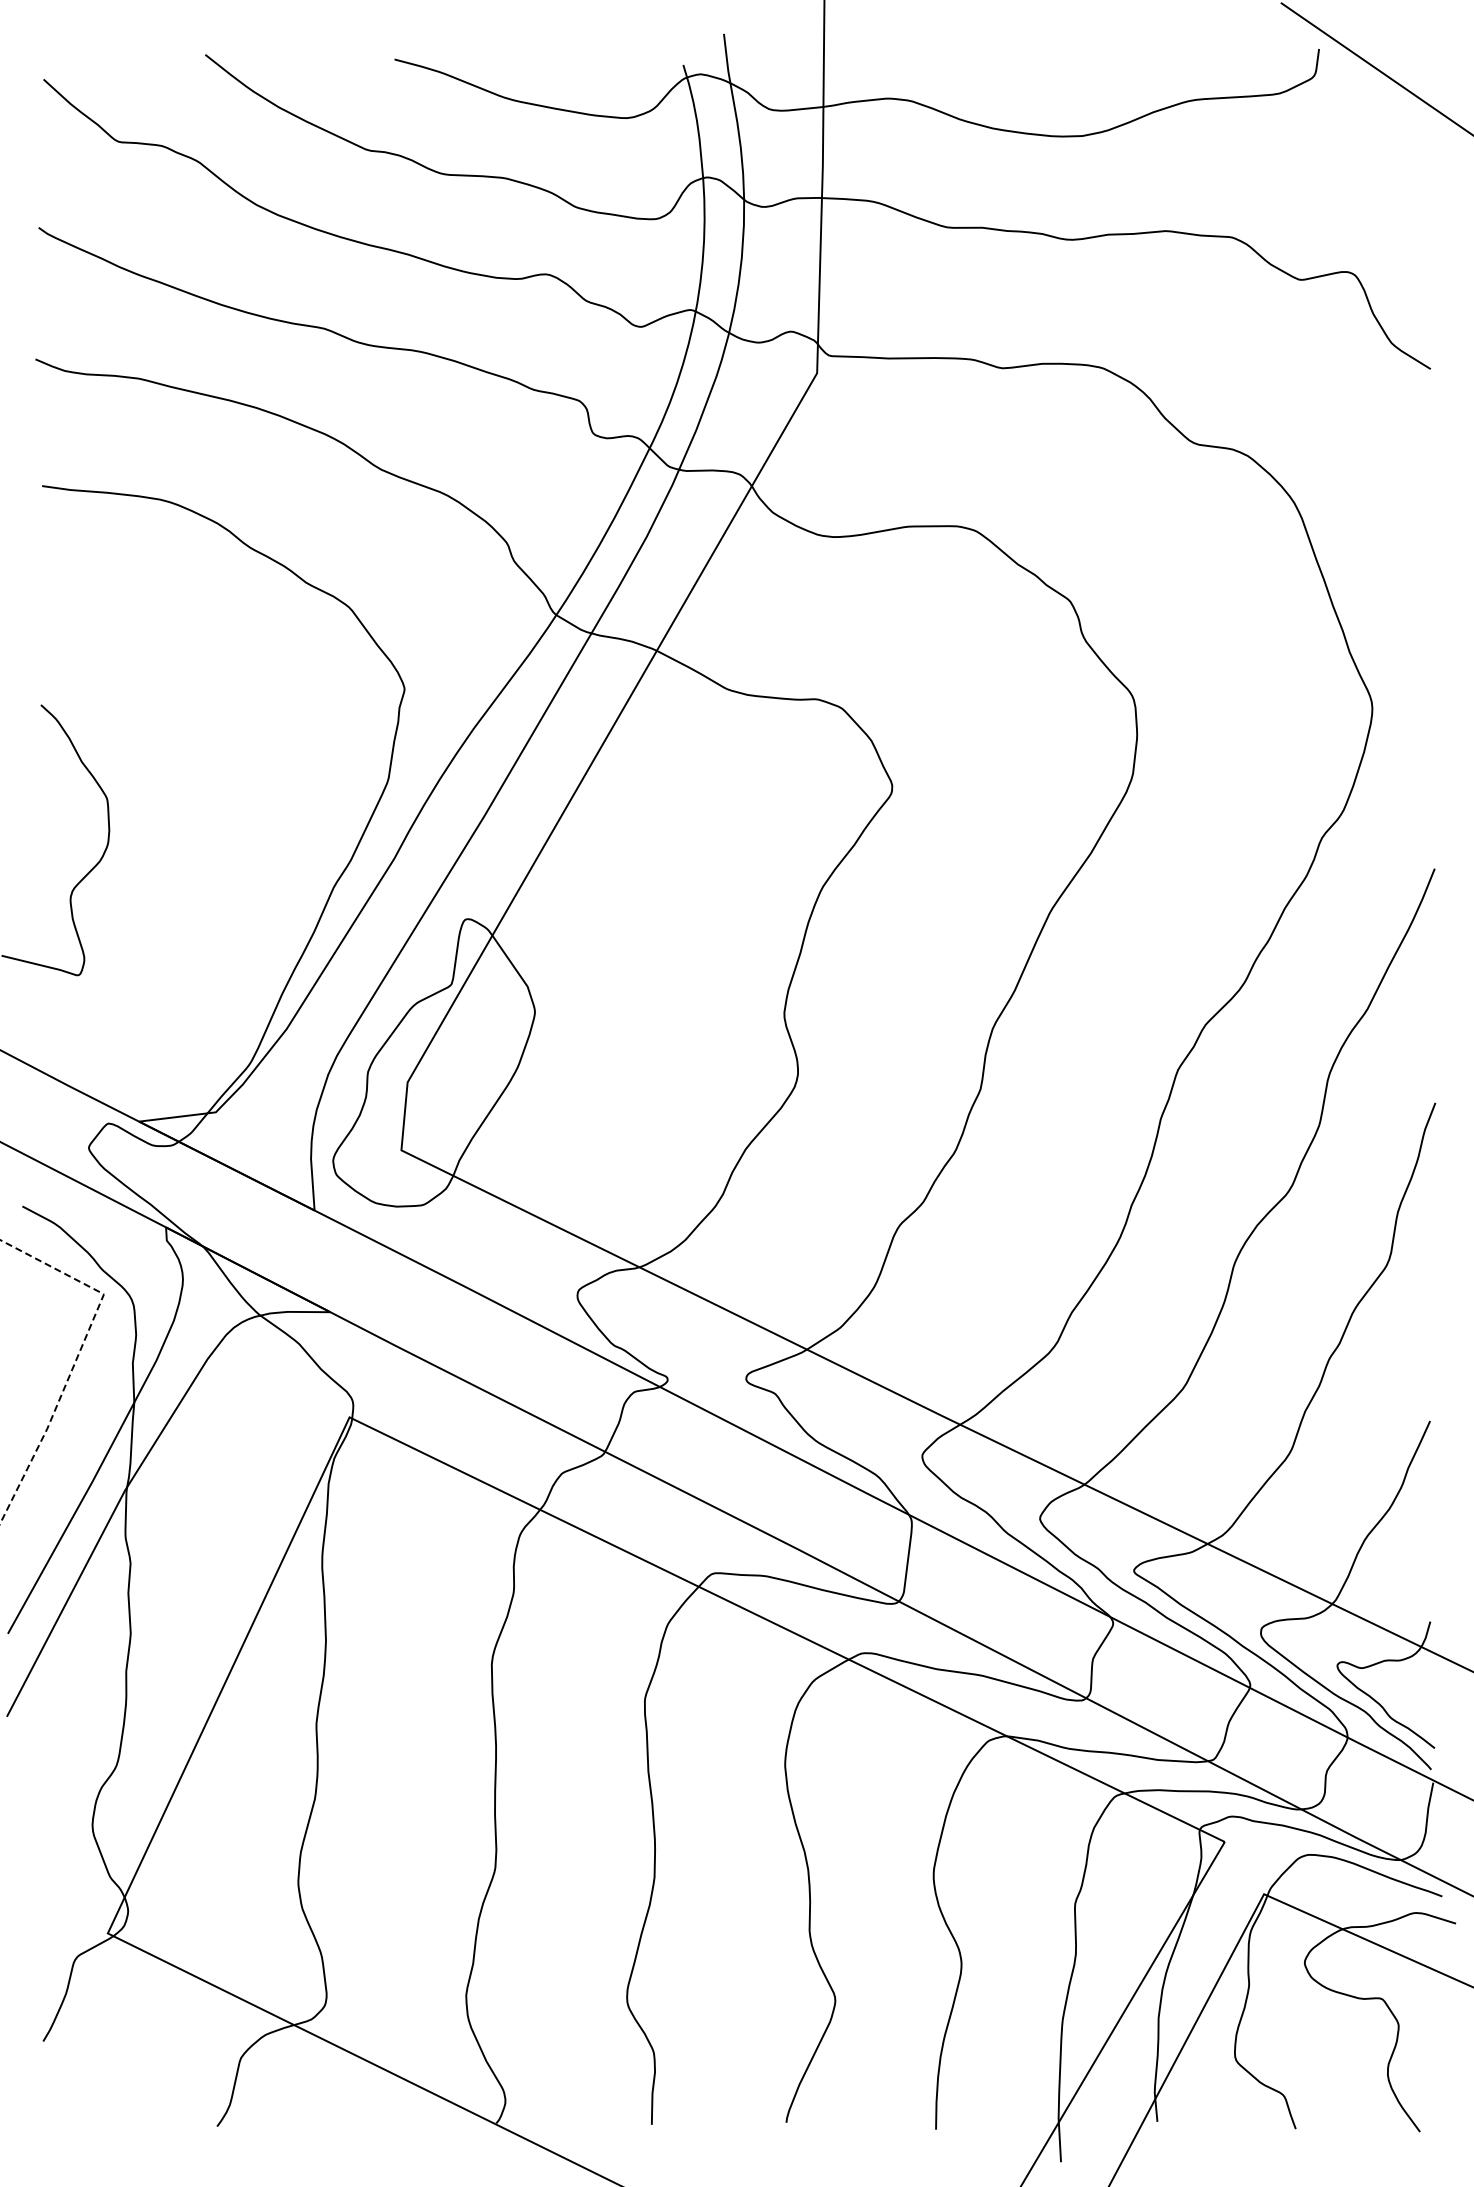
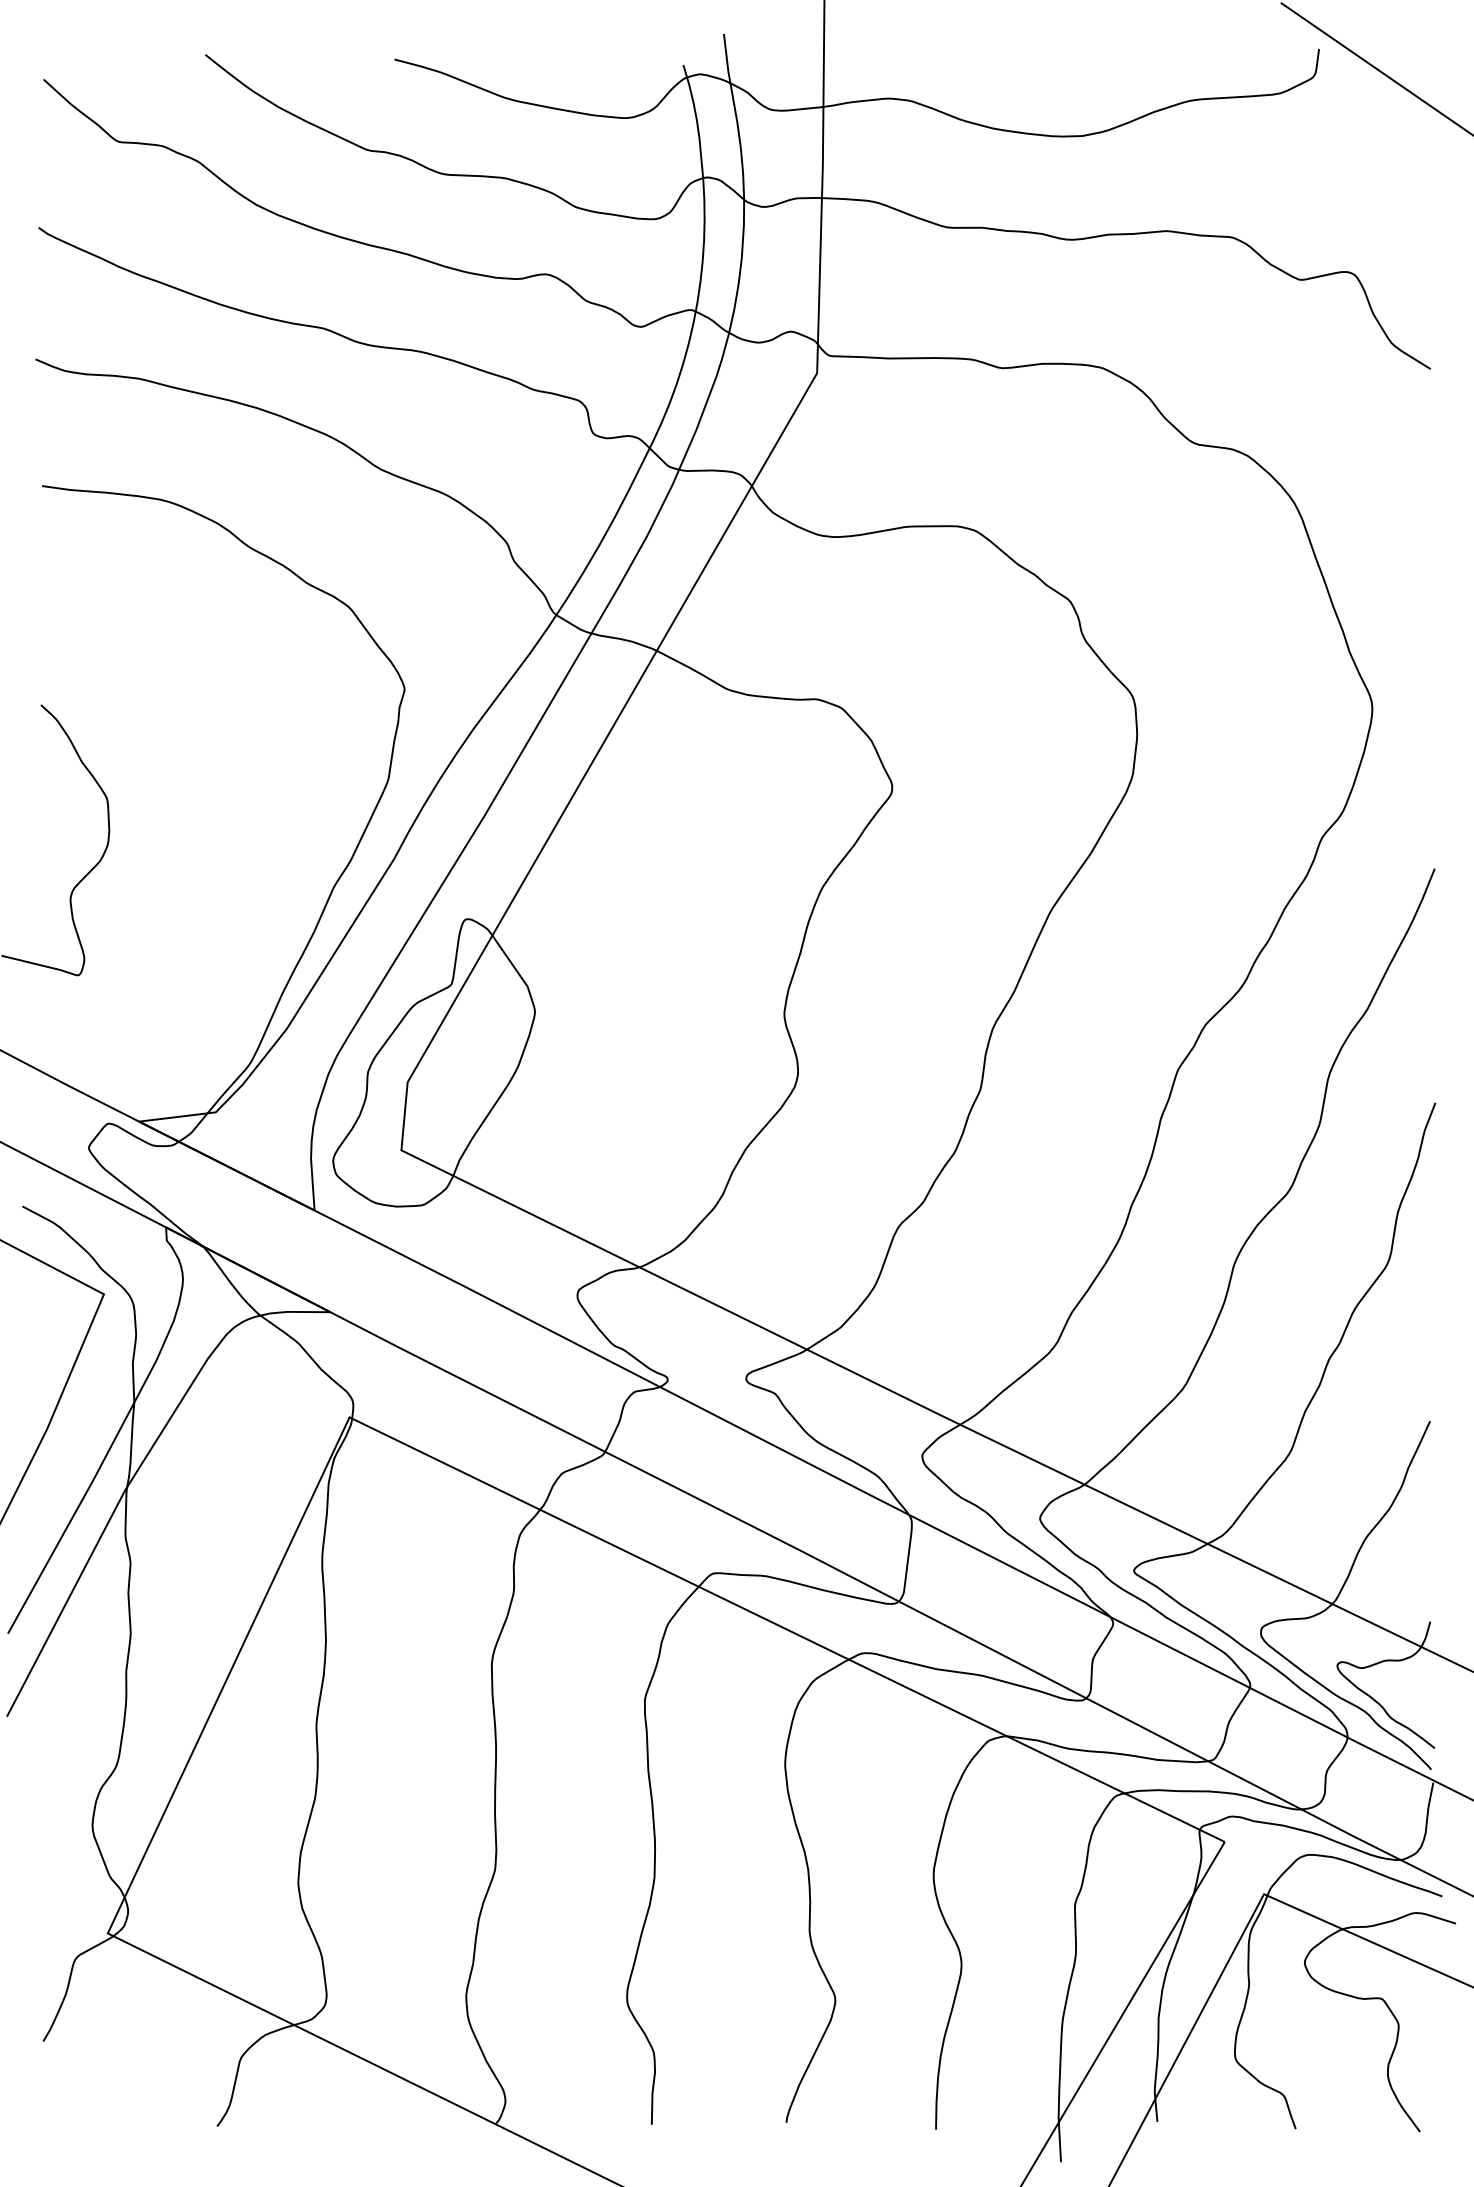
line: dashed -> solid (77, 1356)
